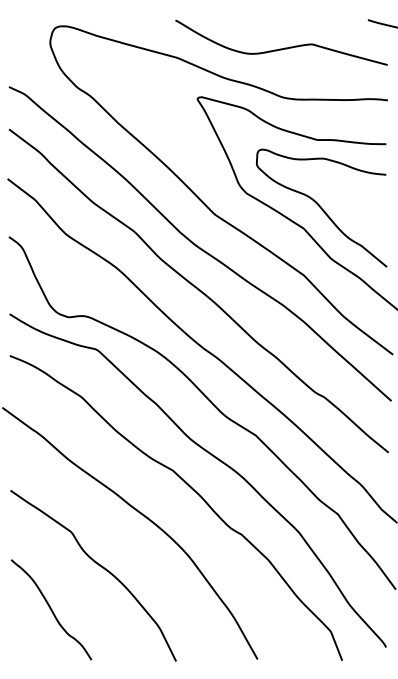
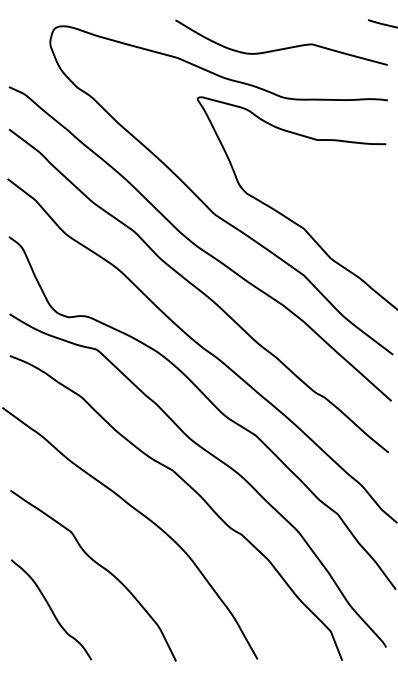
curve: present -> none (321, 207)
